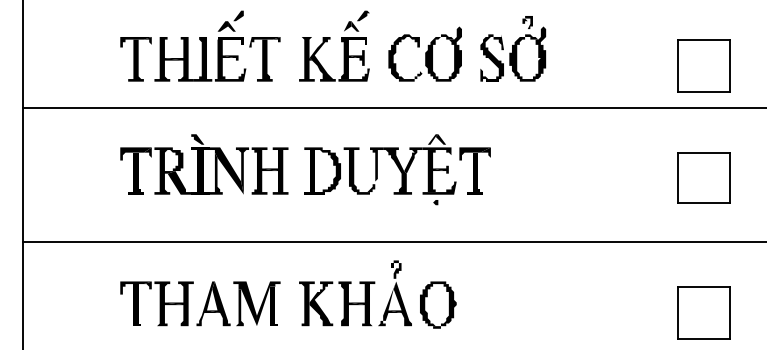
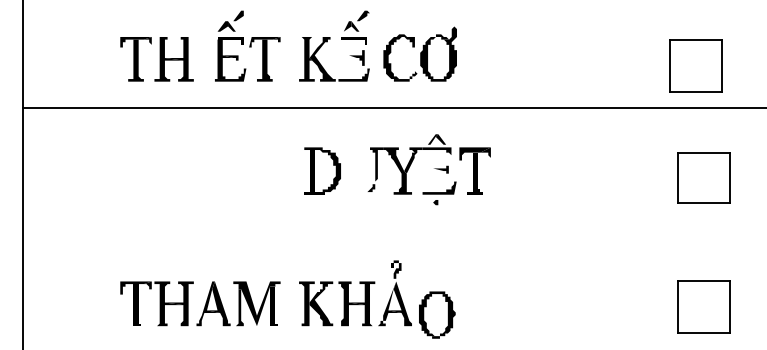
part: present -> none (513, 48)
part position: (424, 53) -> (419, 53) (419, 53)
fill: present -> none (202, 58)
fill: present -> none (348, 59)
part position: (703, 65) -> (695, 65) (695, 65)
part: present -> none (204, 164)
fill: present -> none (357, 170)
fill: present -> none (435, 171)
line: present -> none (393, 242)
part position: (438, 304) -> (437, 314) (437, 314)
part position: (703, 312) -> (703, 306) (703, 306)
